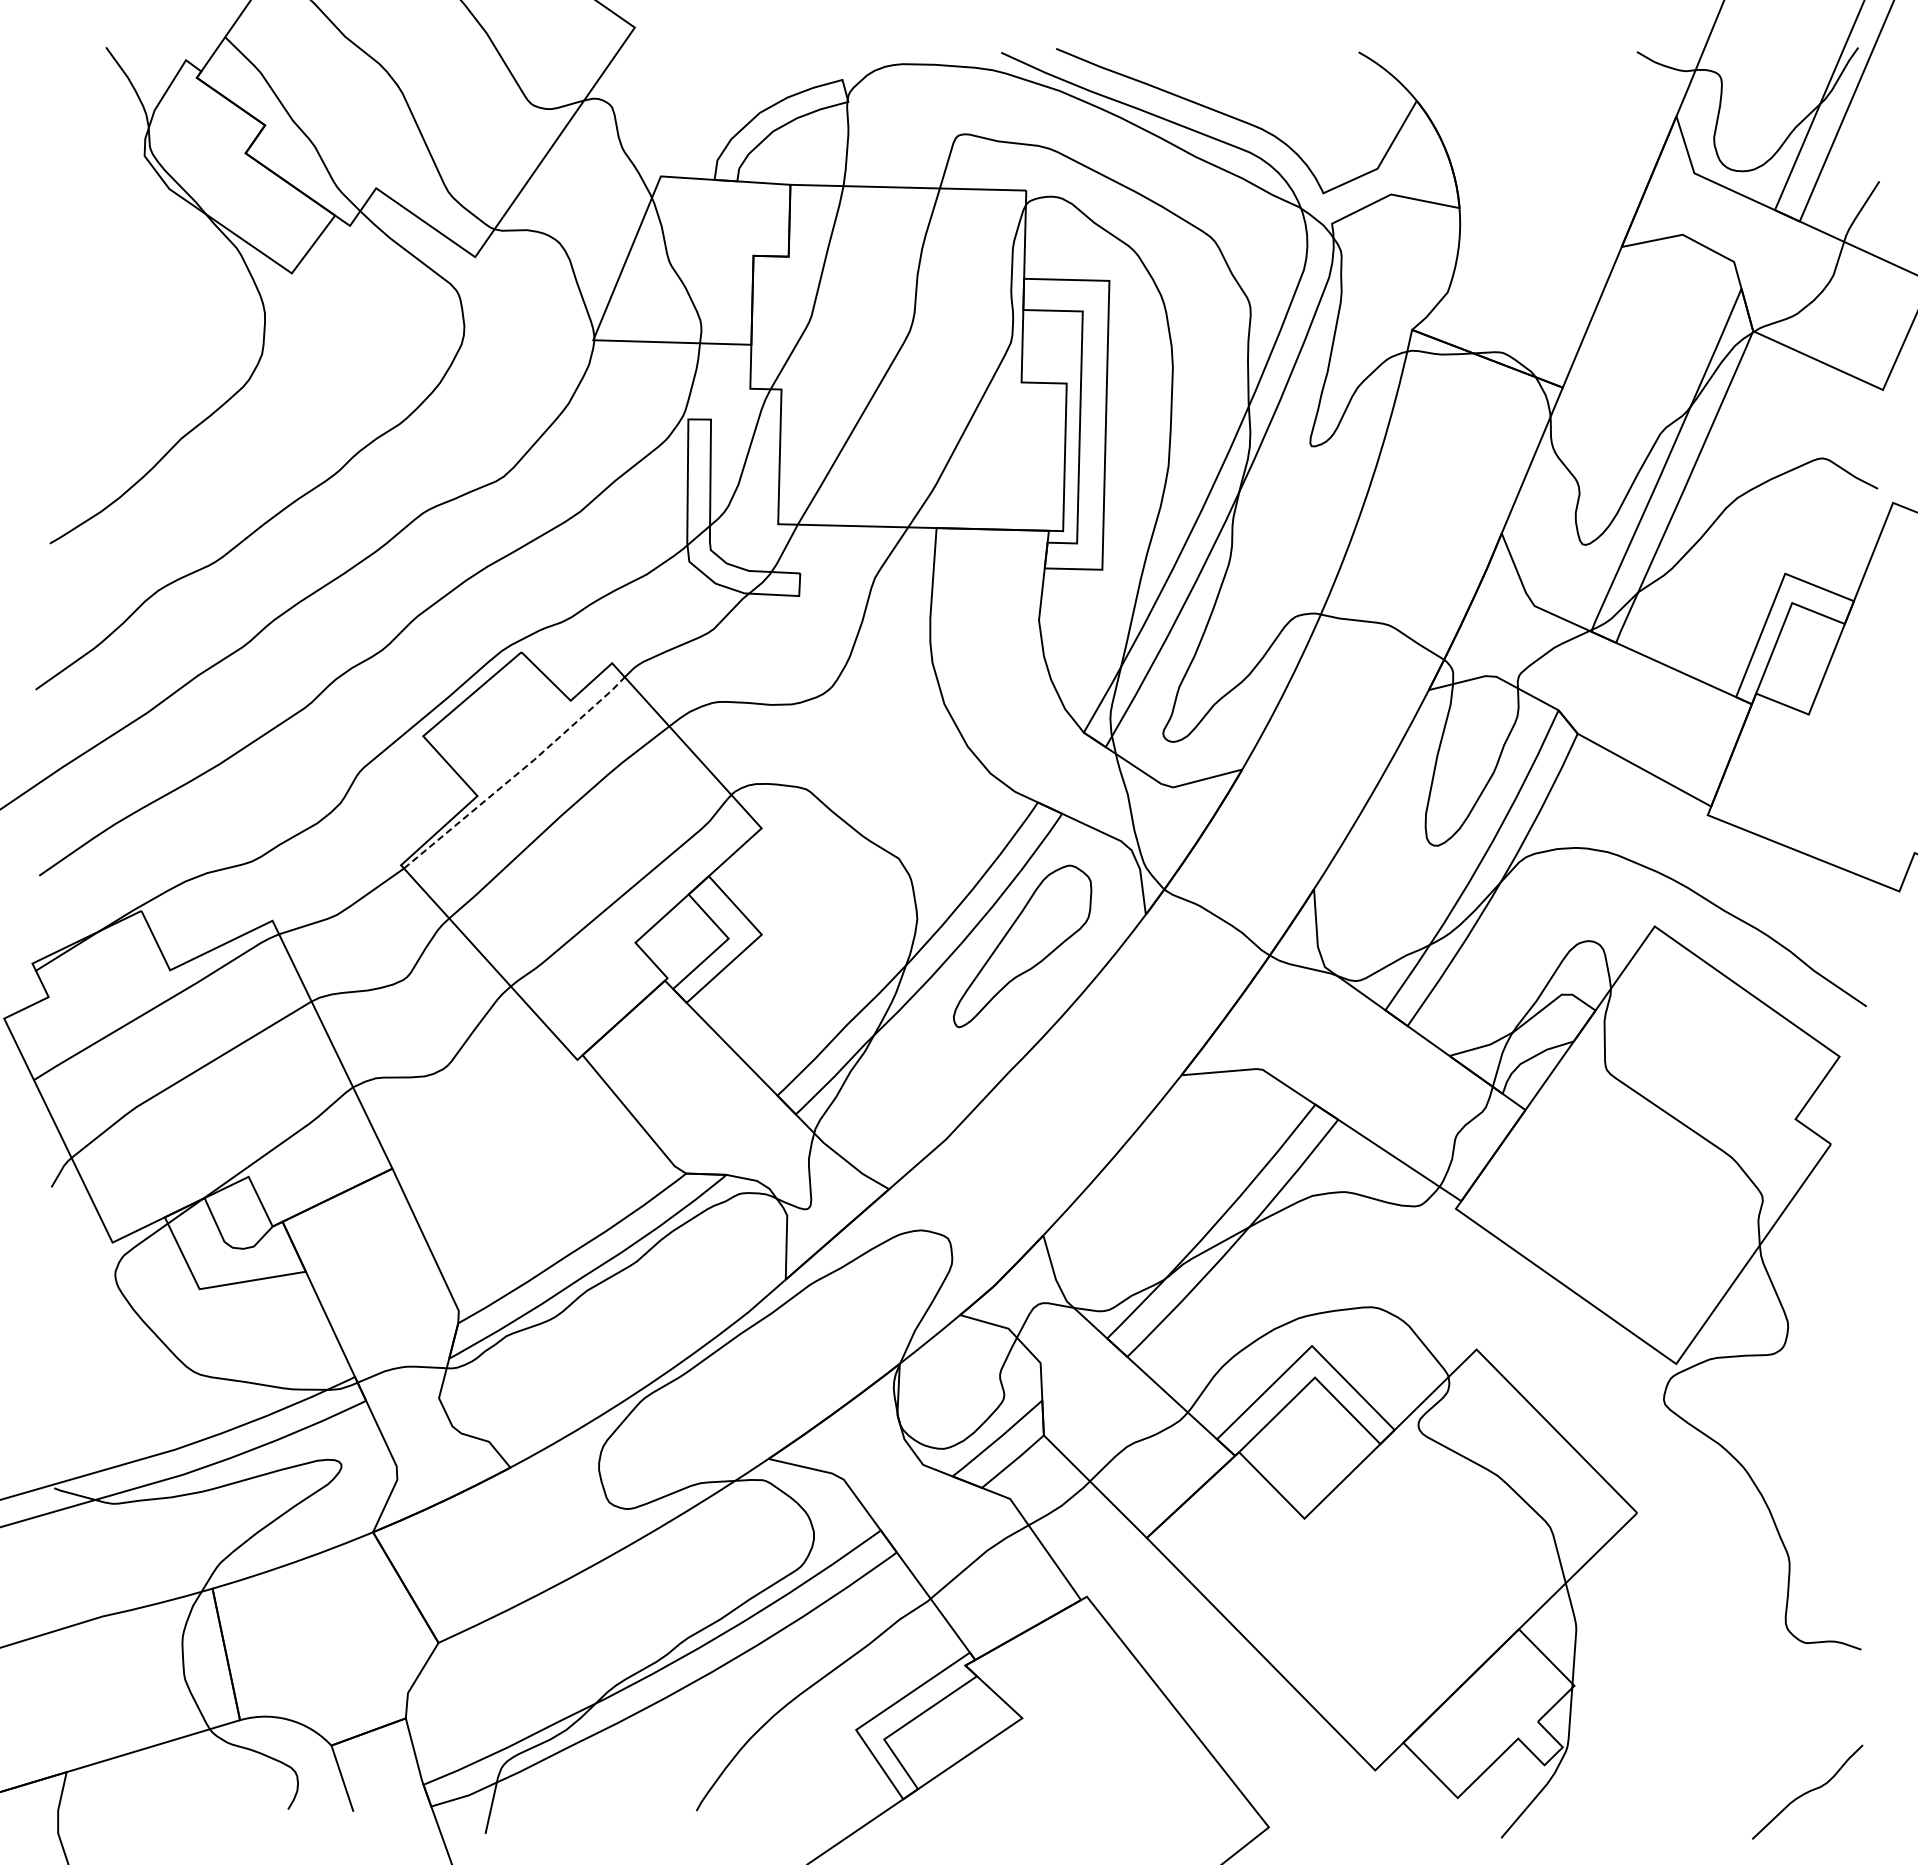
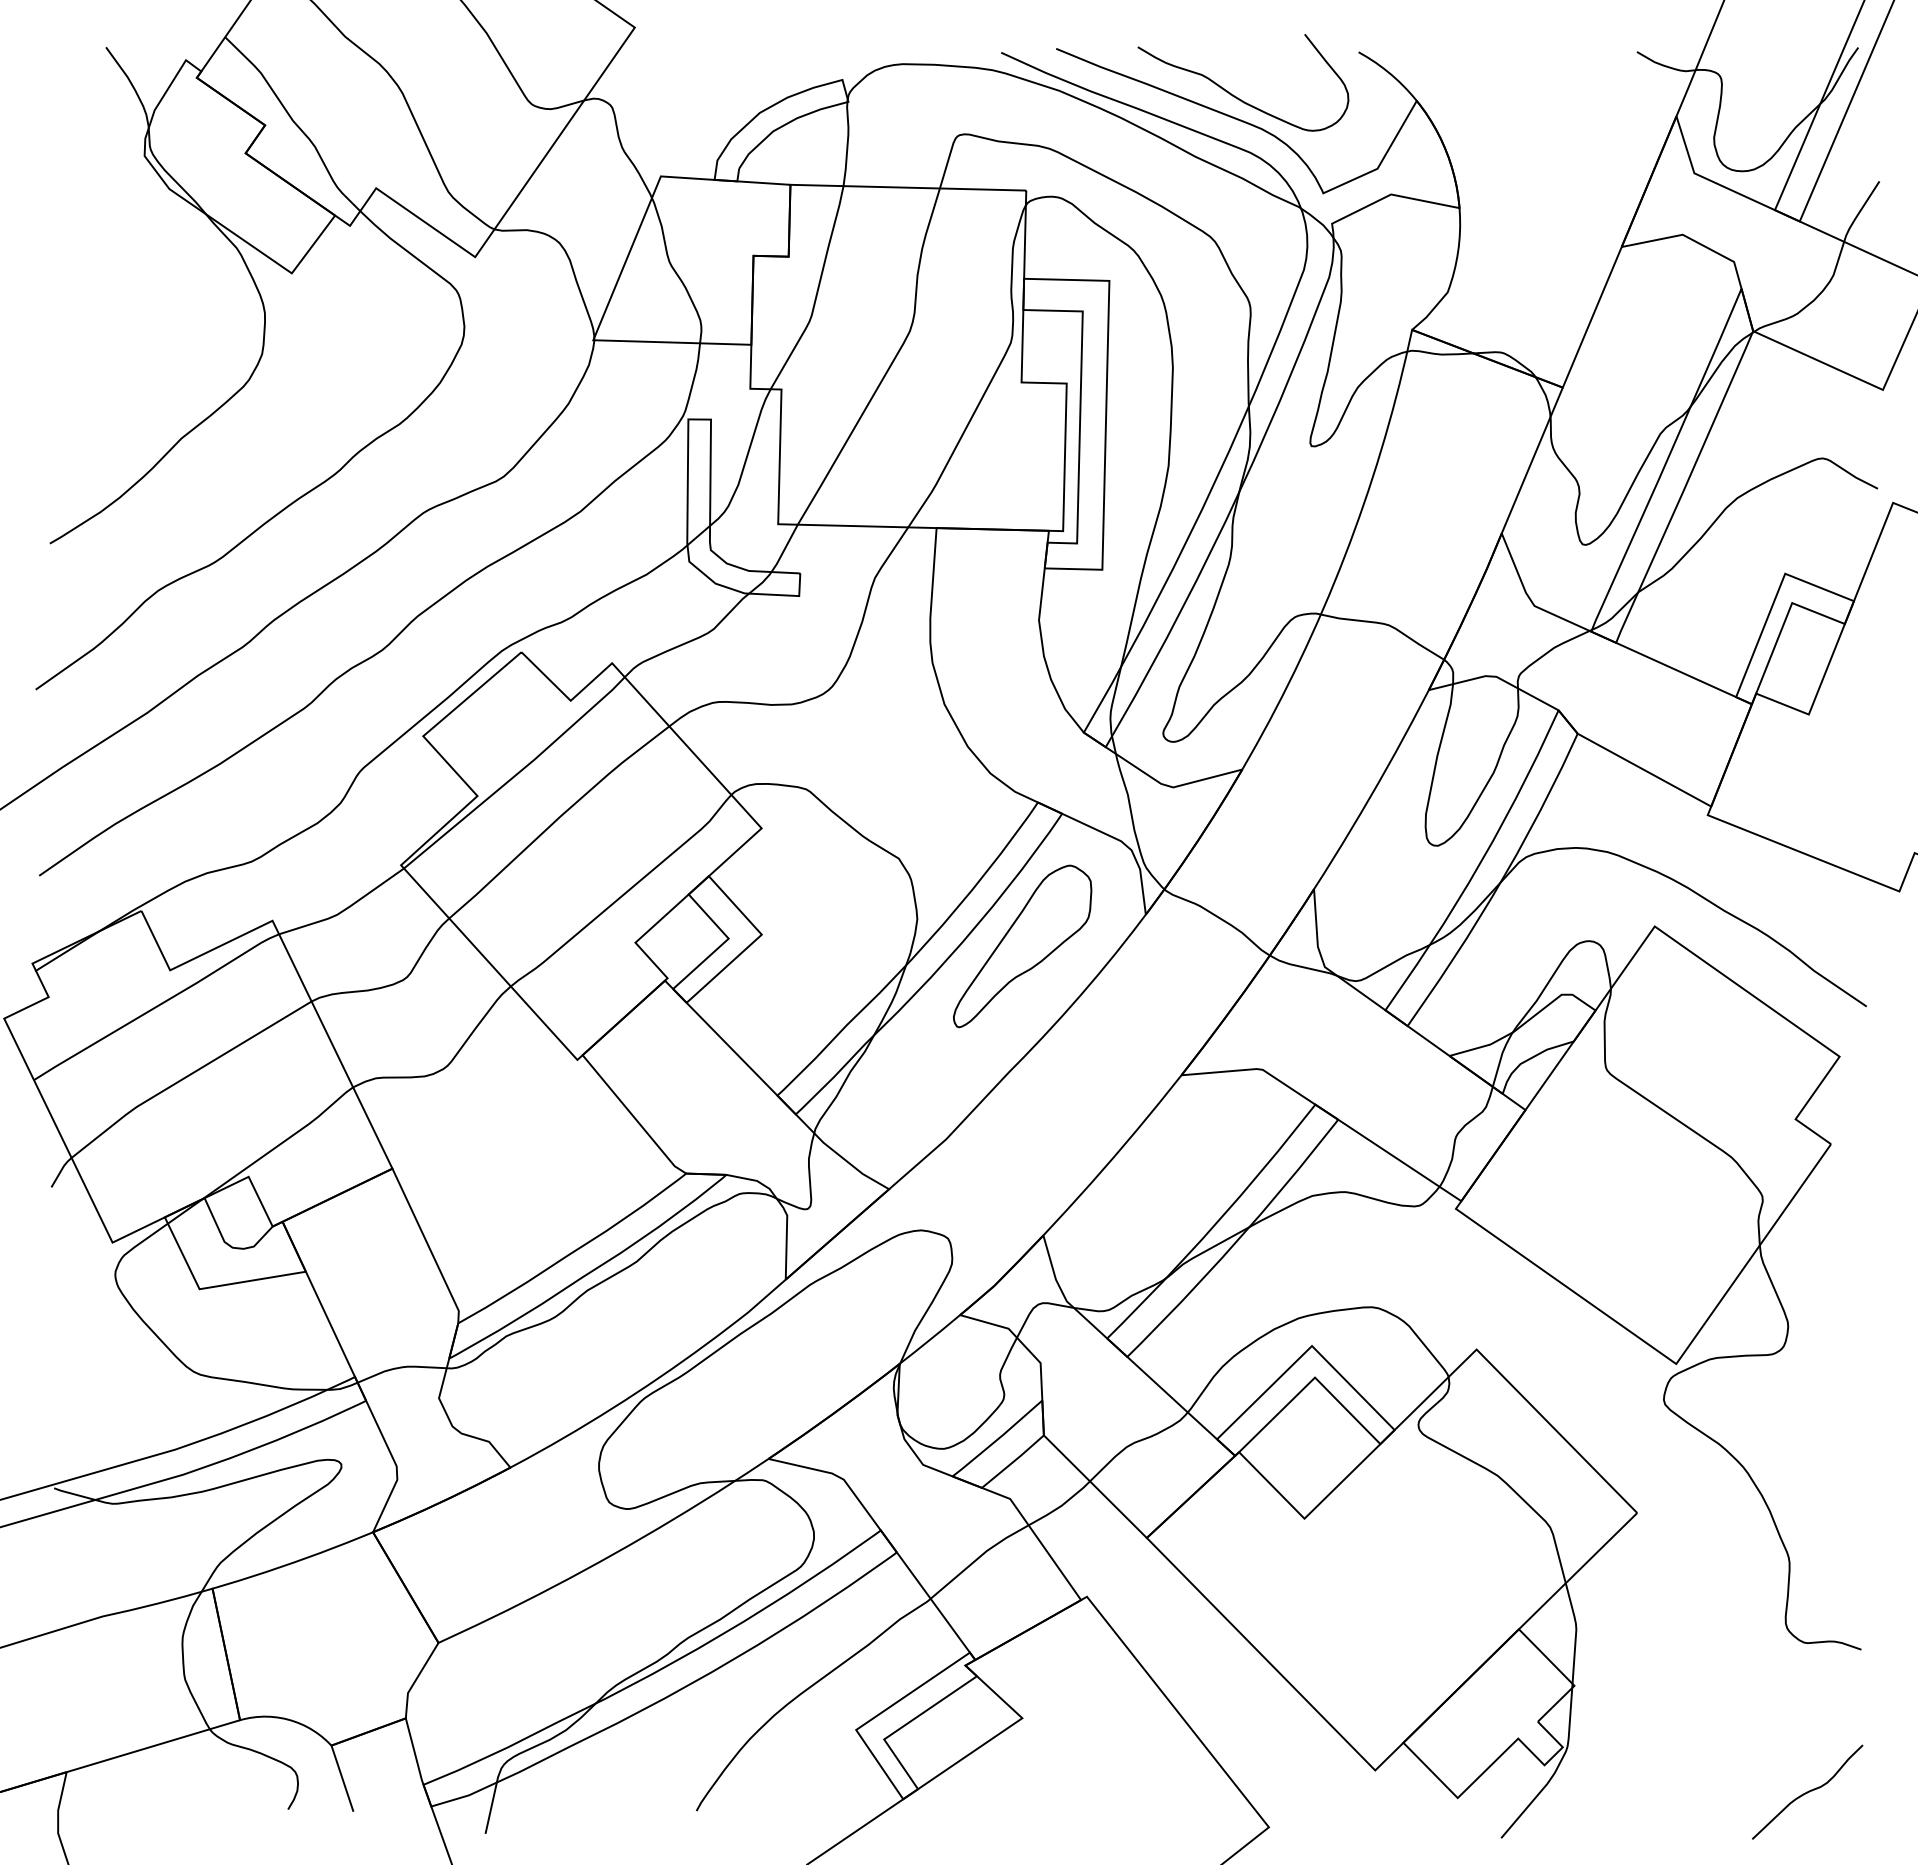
curve: none -> present (1233, 94)
line: dashed -> solid (517, 773)
